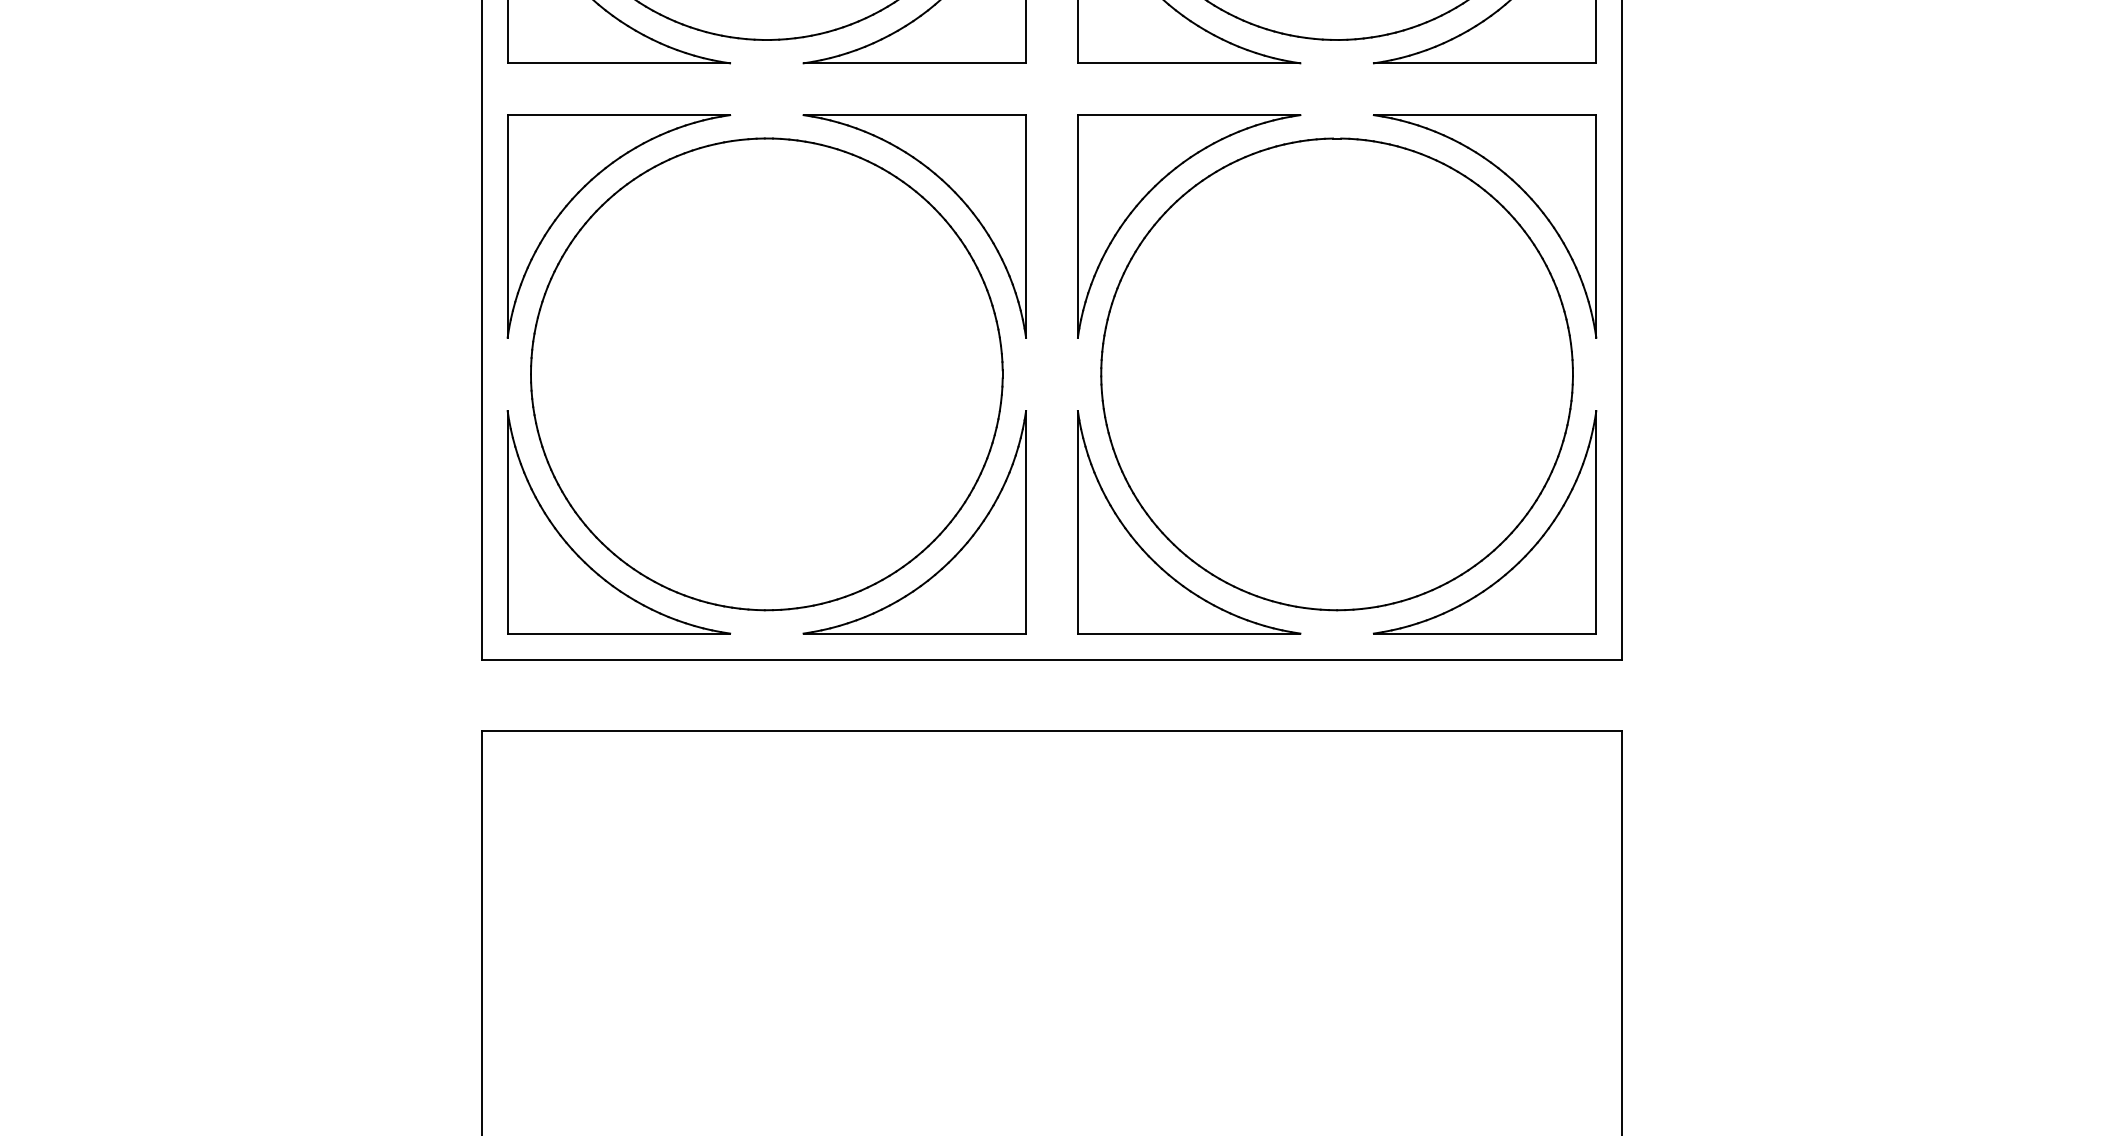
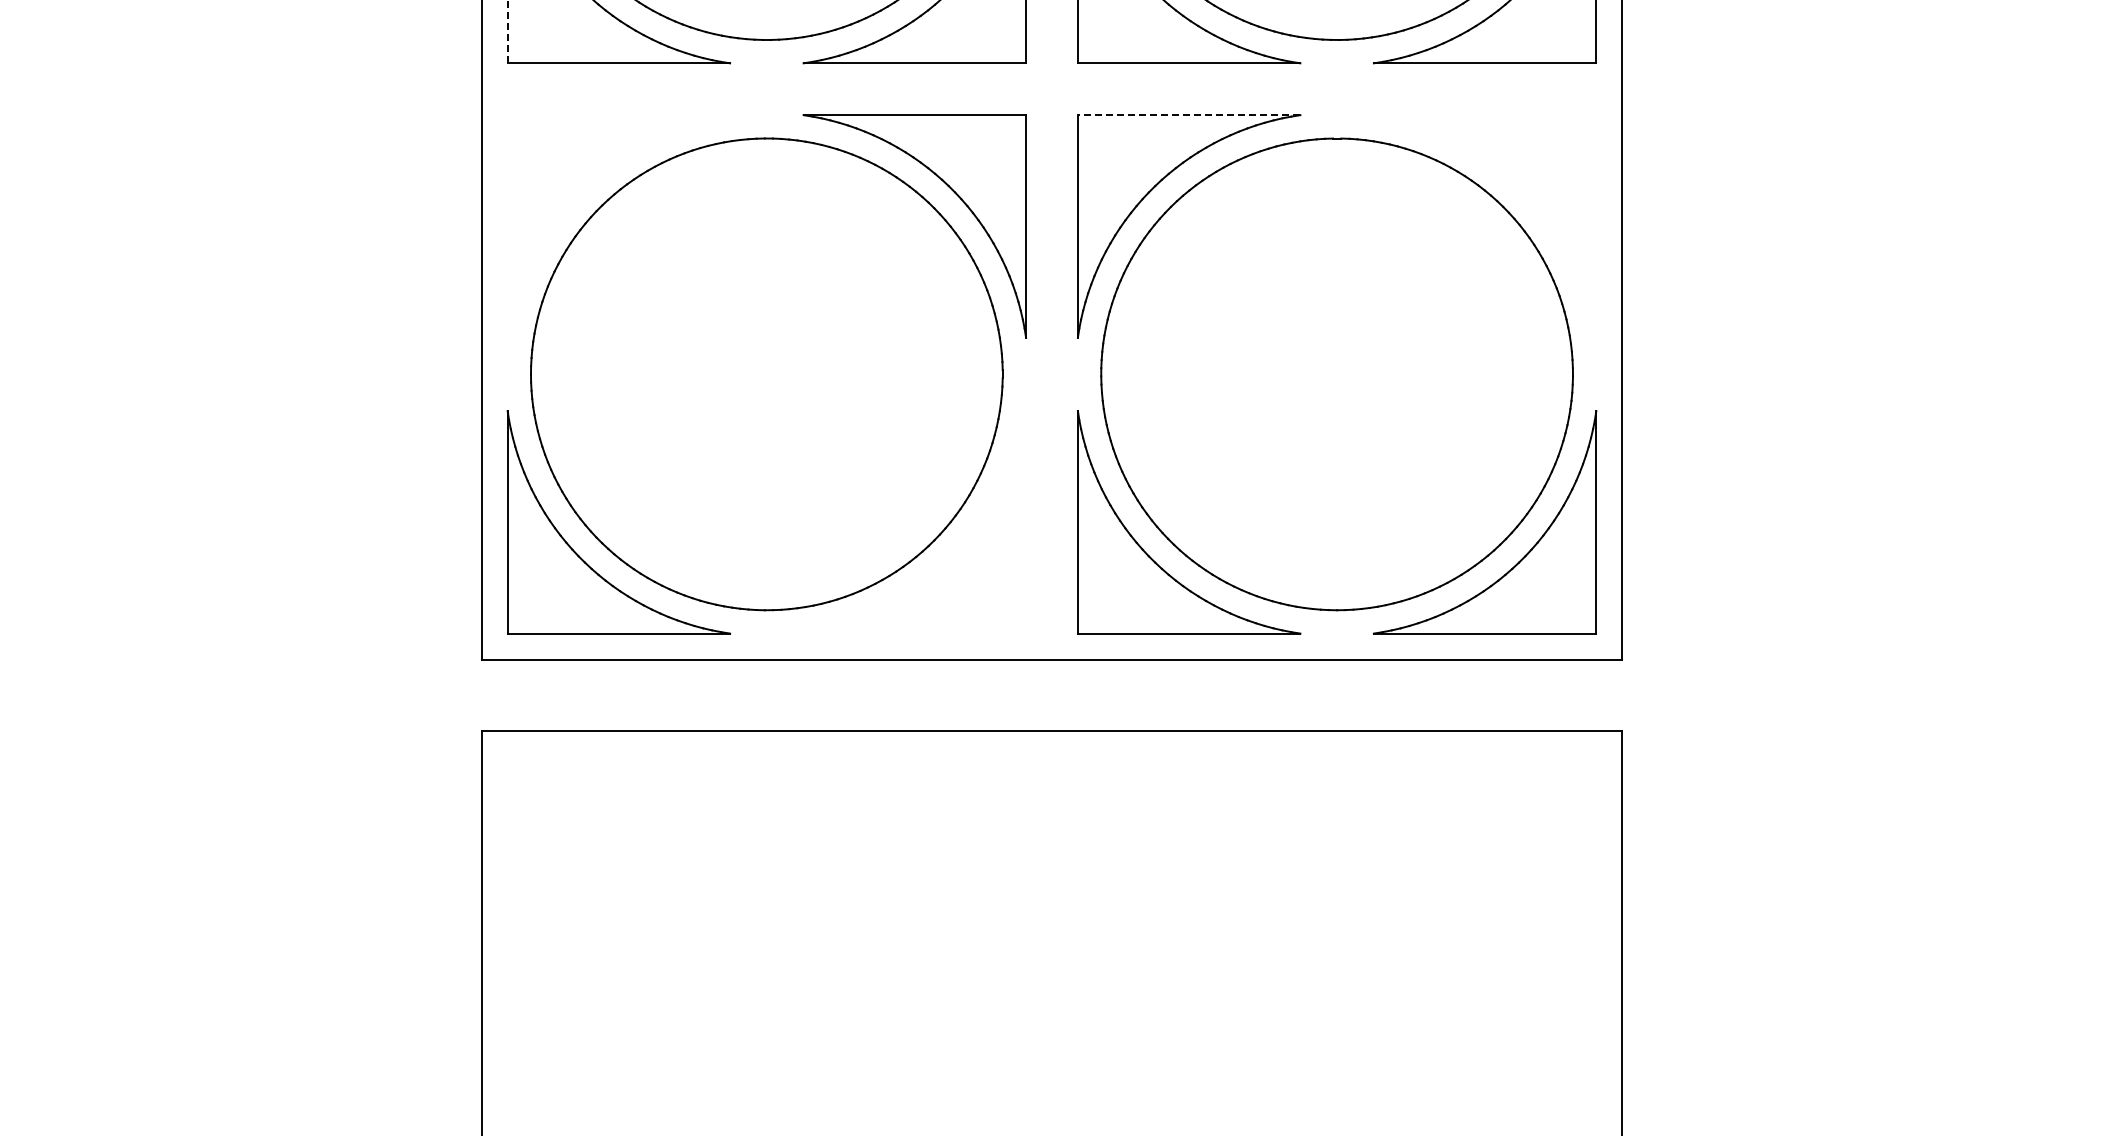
line: solid -> dashed (507, 31)
line: solid -> dashed (1188, 115)
part: present -> none (585, 187)
part: present -> none (1518, 187)
part: present -> none (951, 558)
